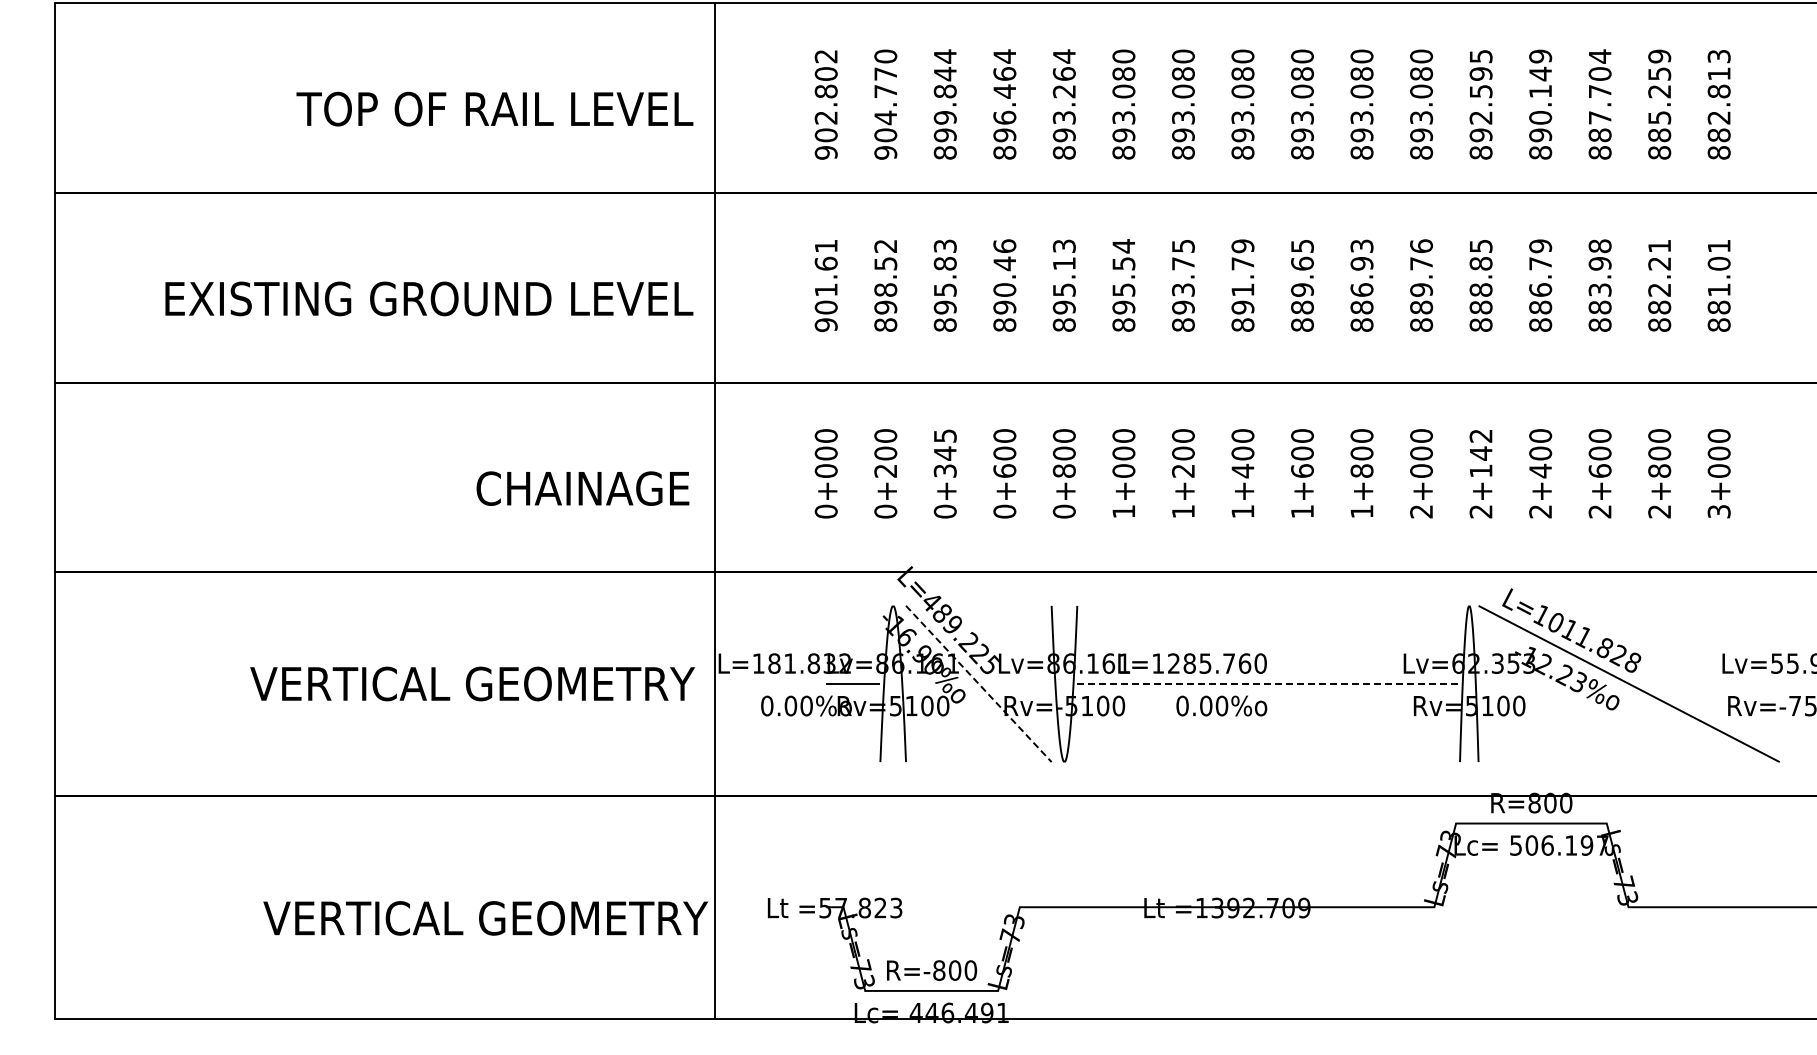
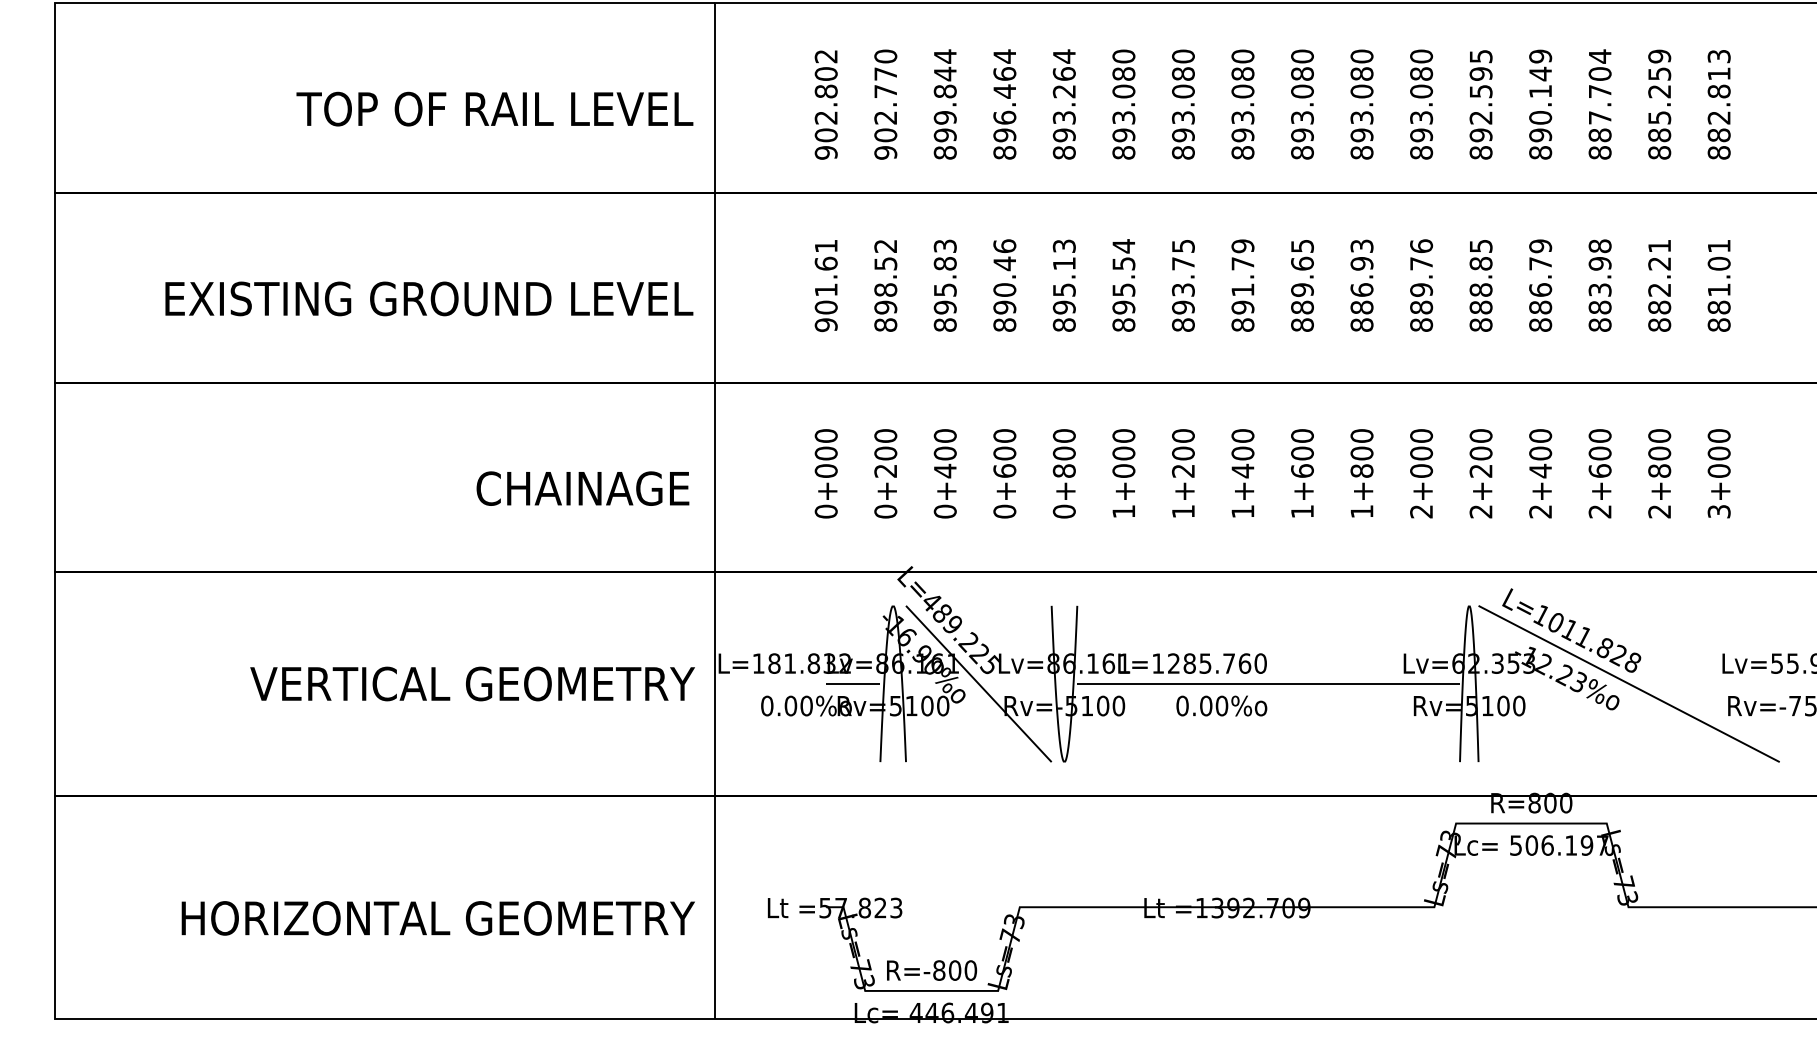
text: 904.770 -> 902.770 (885, 117)
text: 0+345 -> 0+400 (944, 453)
text: 2+142 -> 2+200 (1480, 453)
line: dashed -> solid (978, 683)
line: dashed -> solid (1269, 683)
text: VERTICAL GEOMETRY -> HORIZONTAL GEOMETRY (444, 918)
